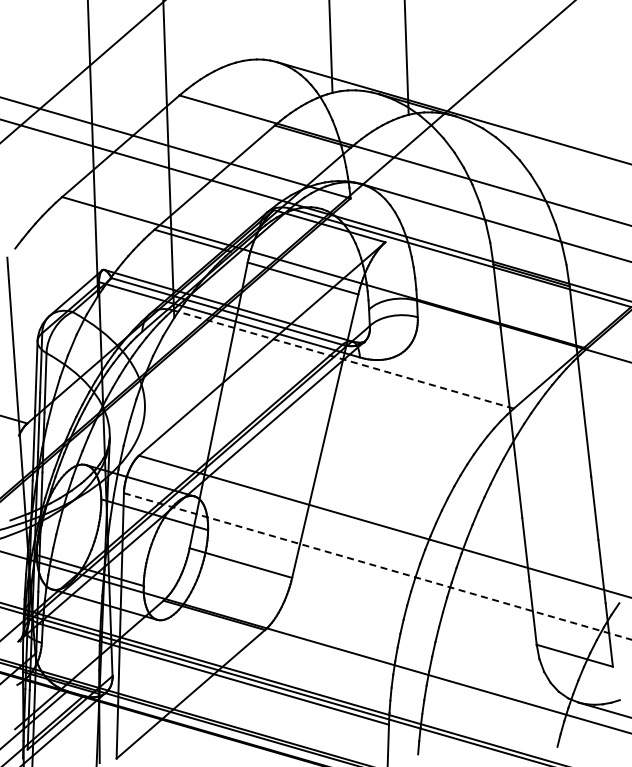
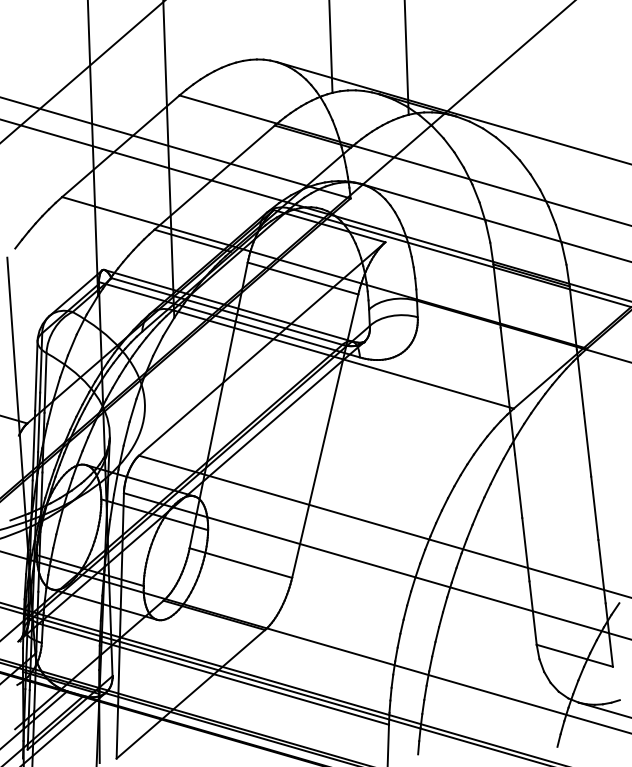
line: dashed -> solid (342, 359)
line: dashed -> solid (378, 566)
